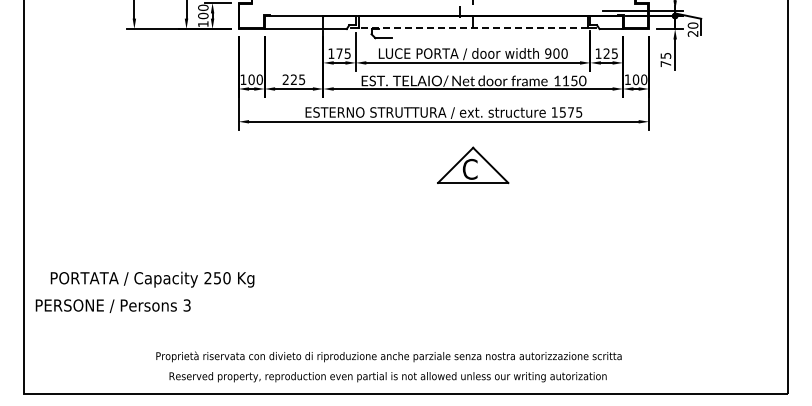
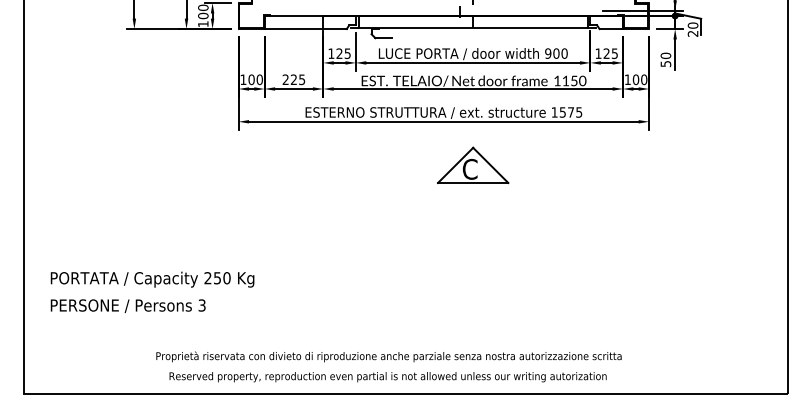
line: dashed -> solid (473, 27)
text: 175 -> 125 (339, 53)
text: 75 -> 50 (665, 59)
text position: (112, 305) -> (127, 305) (127, 305)
